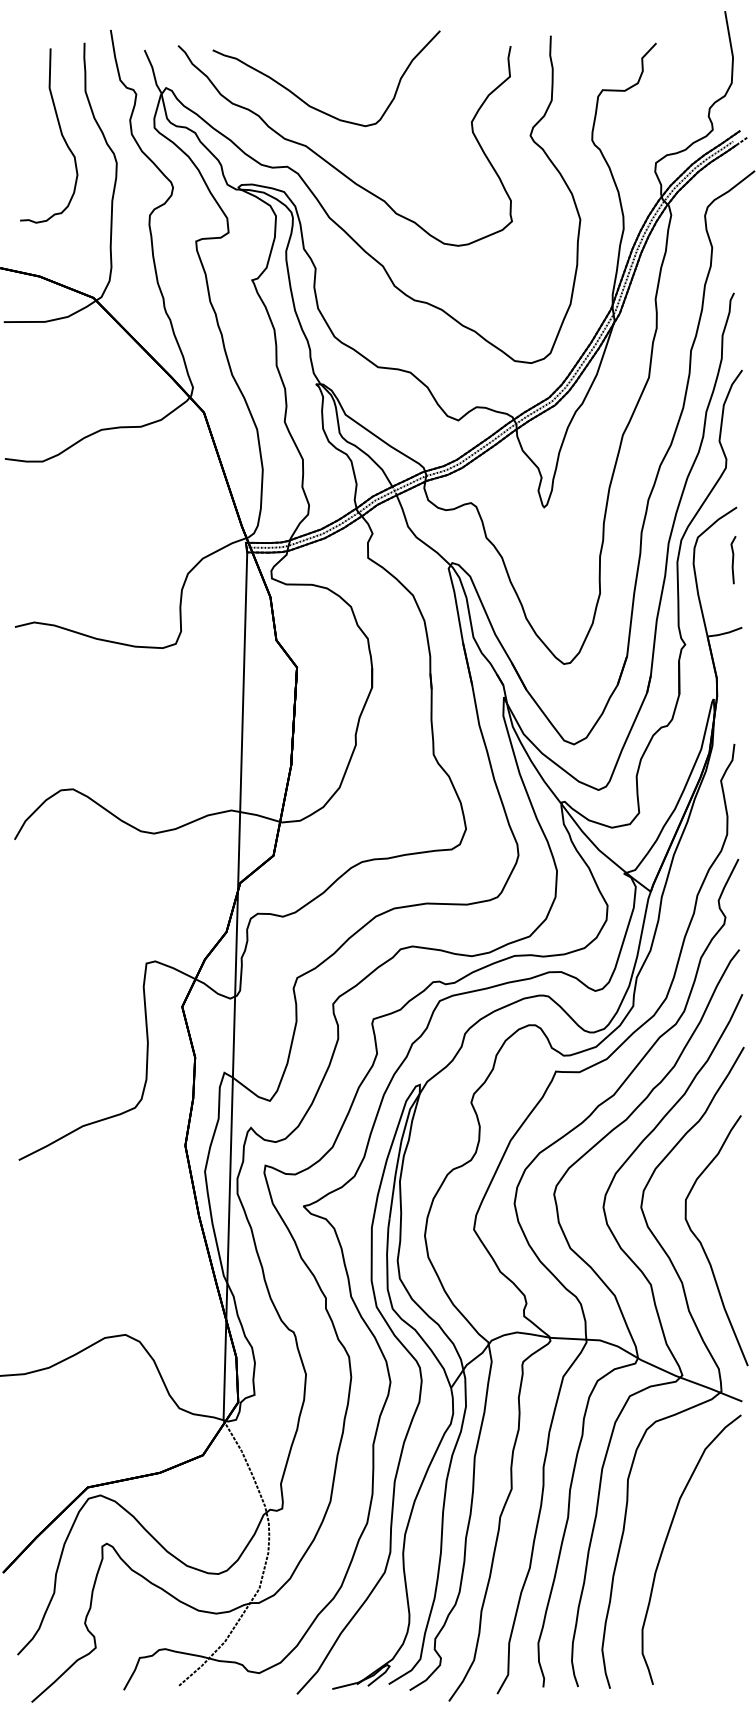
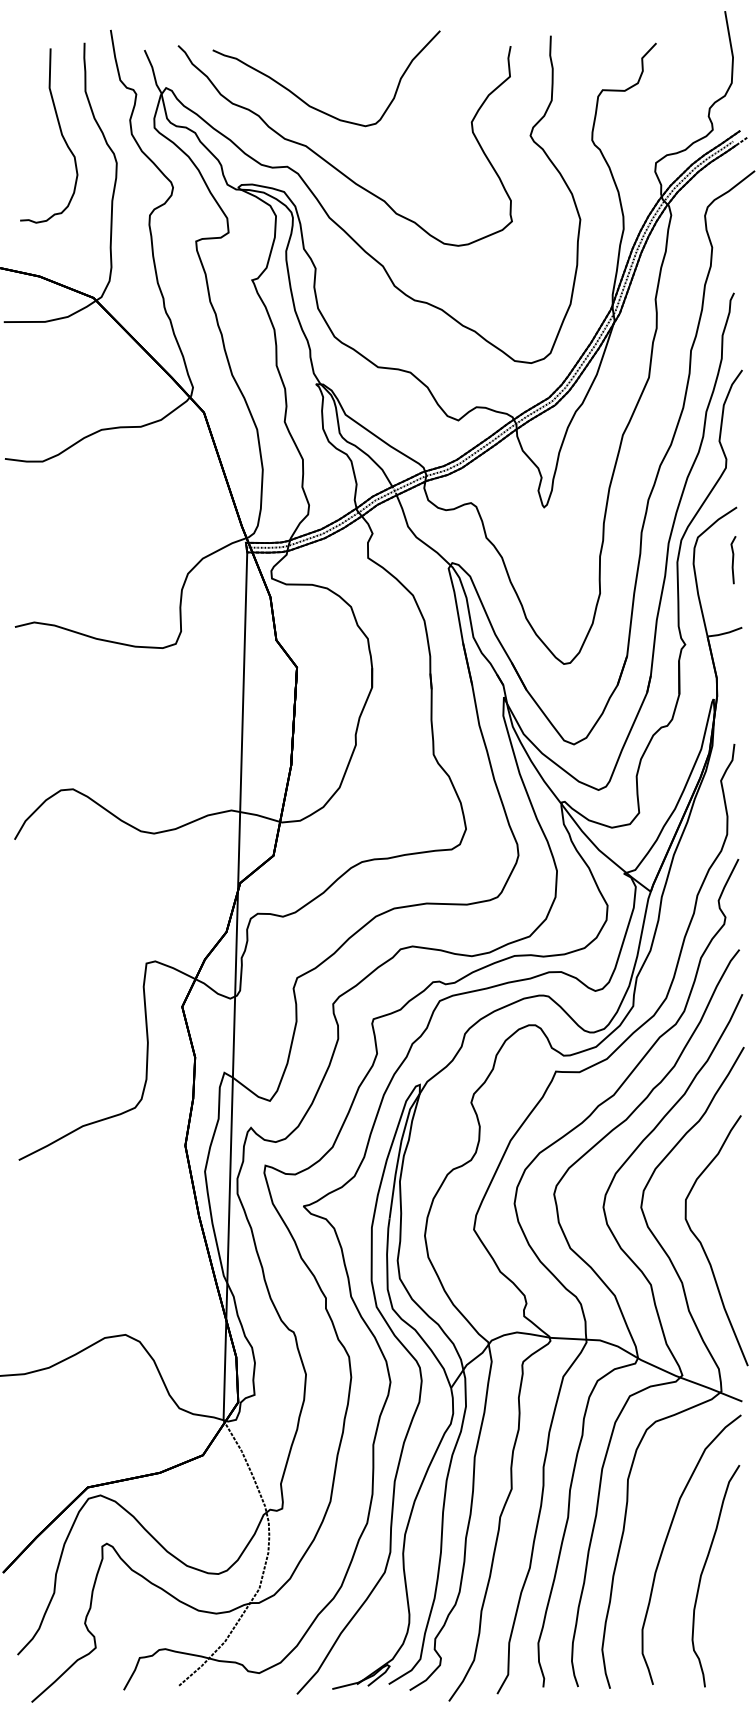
part: none -> present (703, 1571)
